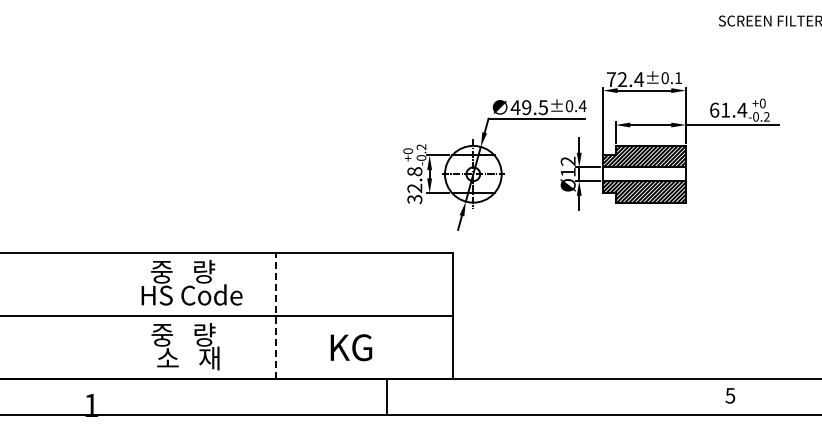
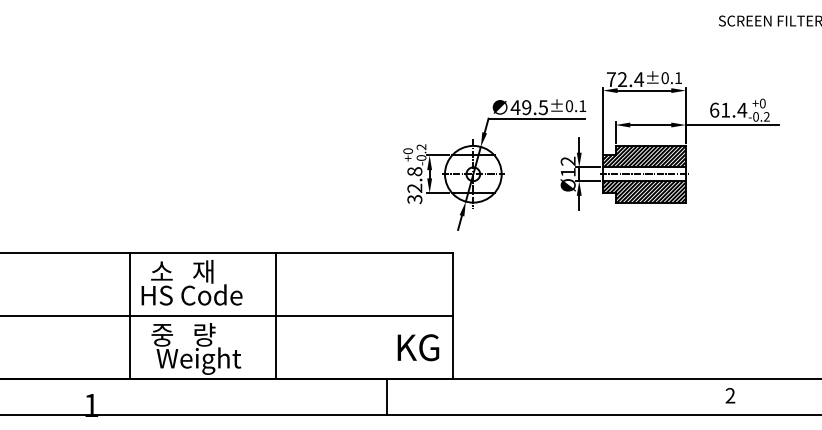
text: ±0.4 -> ±0.1 (582, 105)
line: none -> present (644, 174)
text: 중   량 -> 소   재 (183, 271)
line: dashed -> solid (276, 315)
line: none -> present (129, 316)
text position: (351, 347) -> (418, 347) (418, 347)
text: 소   재 -> Weight (198, 360)
text: 5 -> 2 (730, 395)
